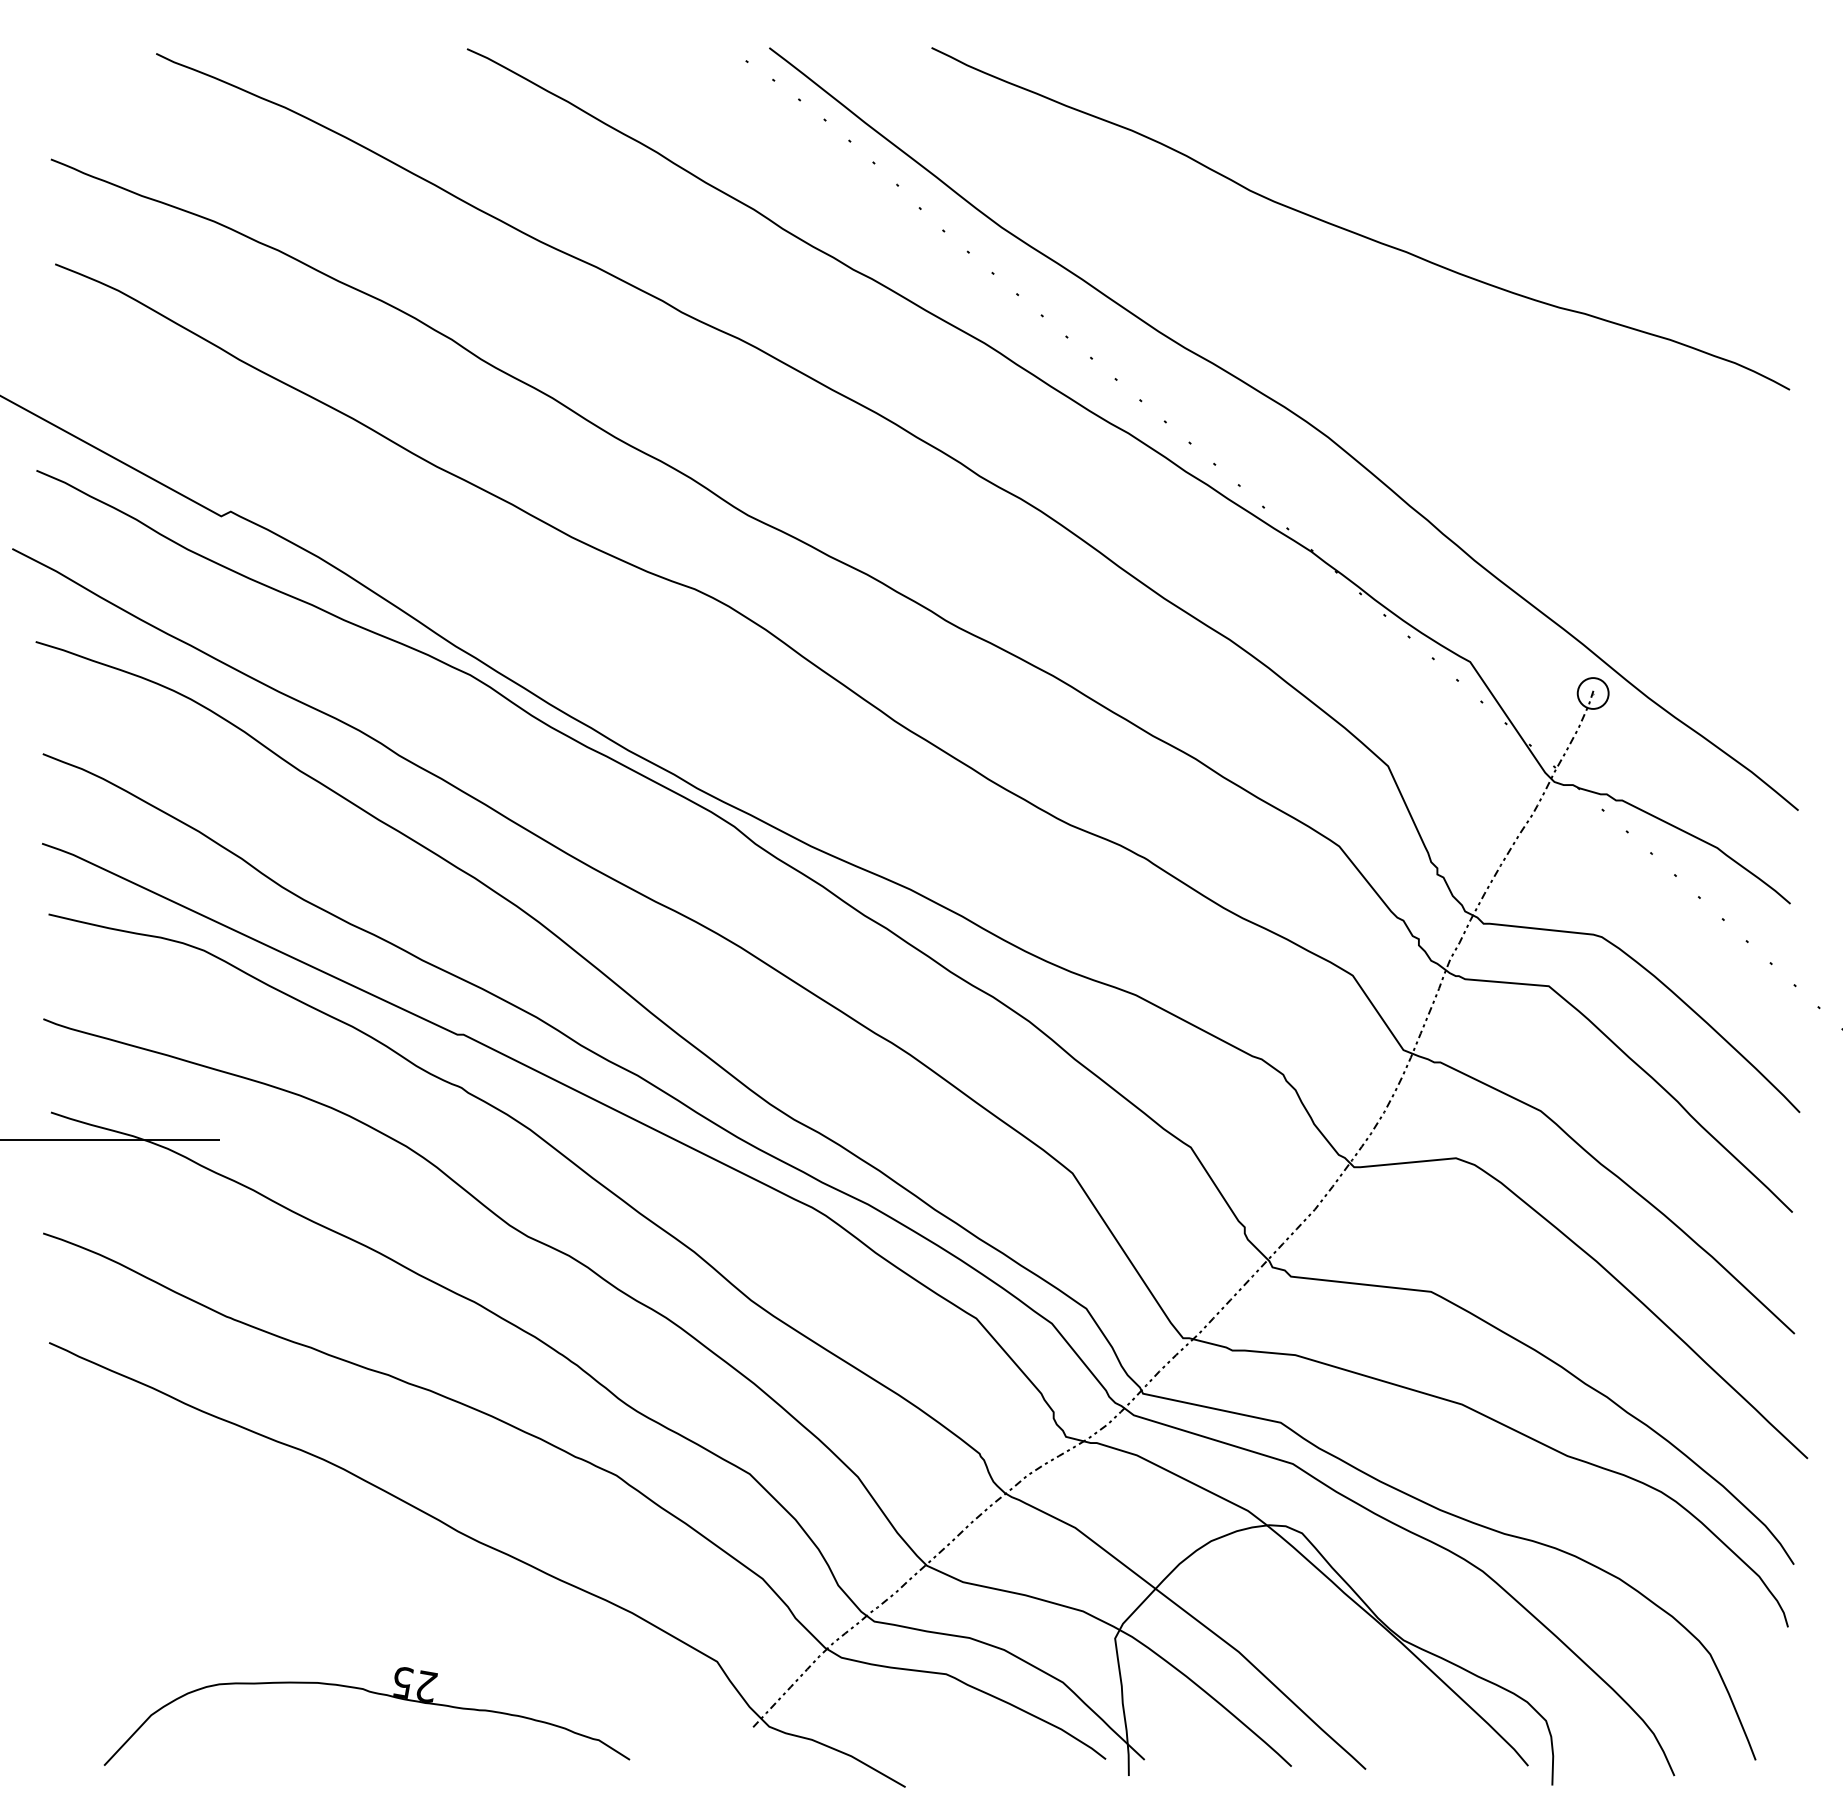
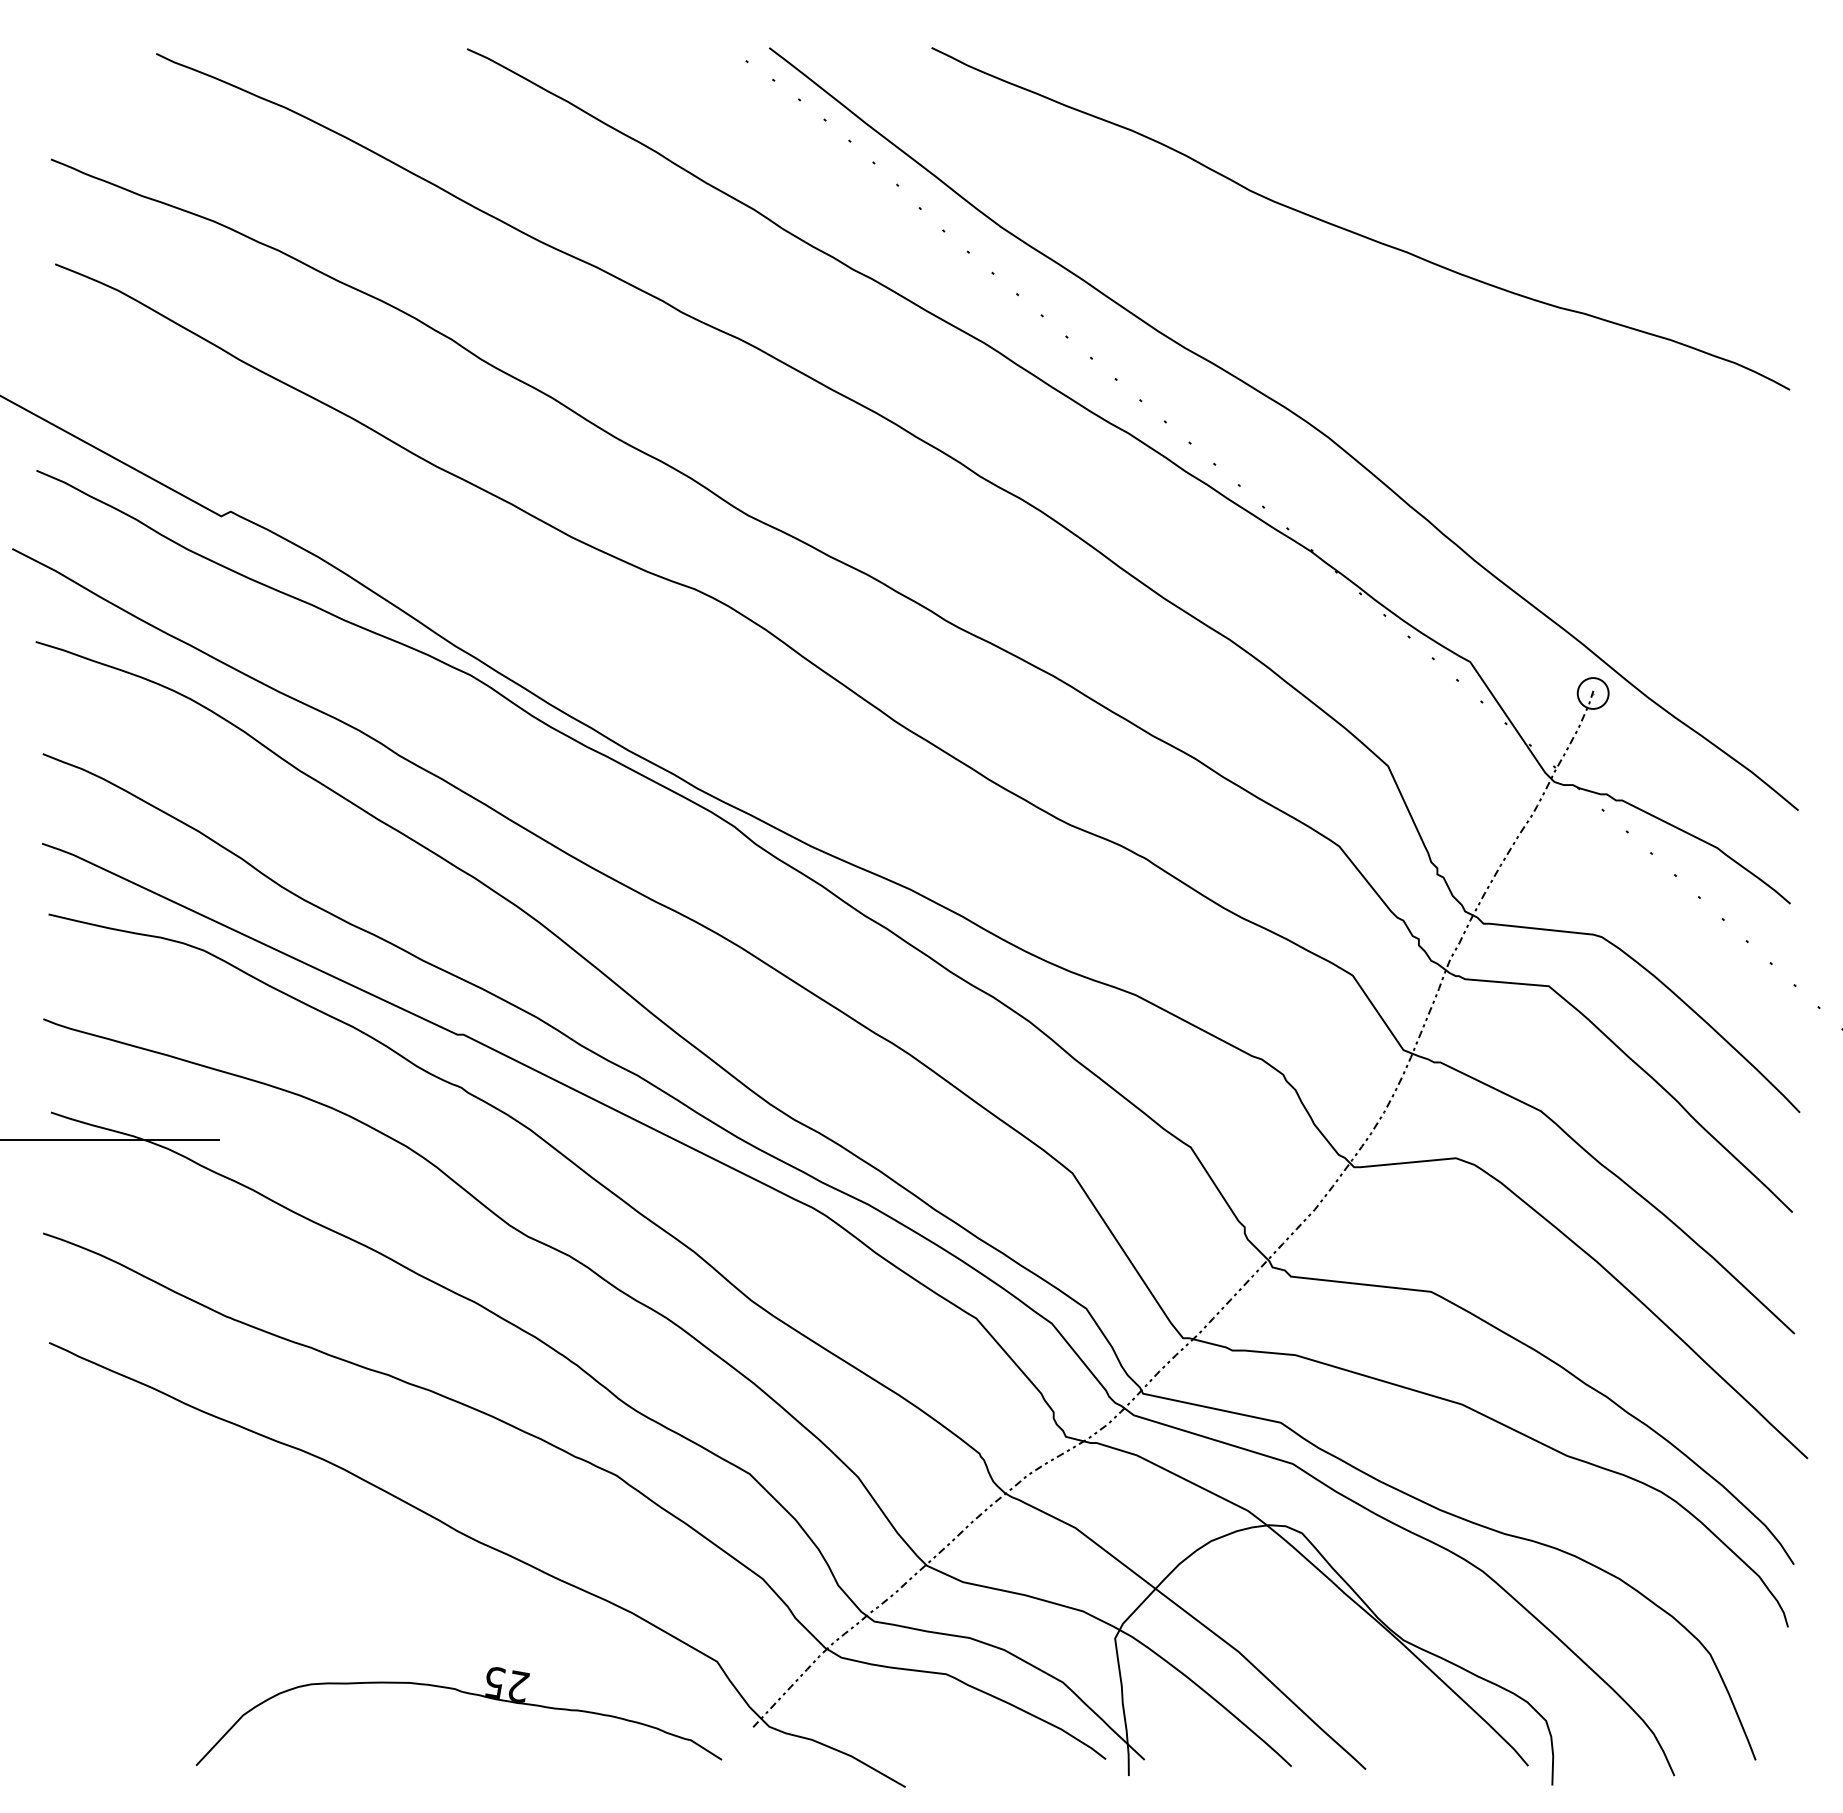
part position: (372, 1693) -> (464, 1693) (464, 1693)
